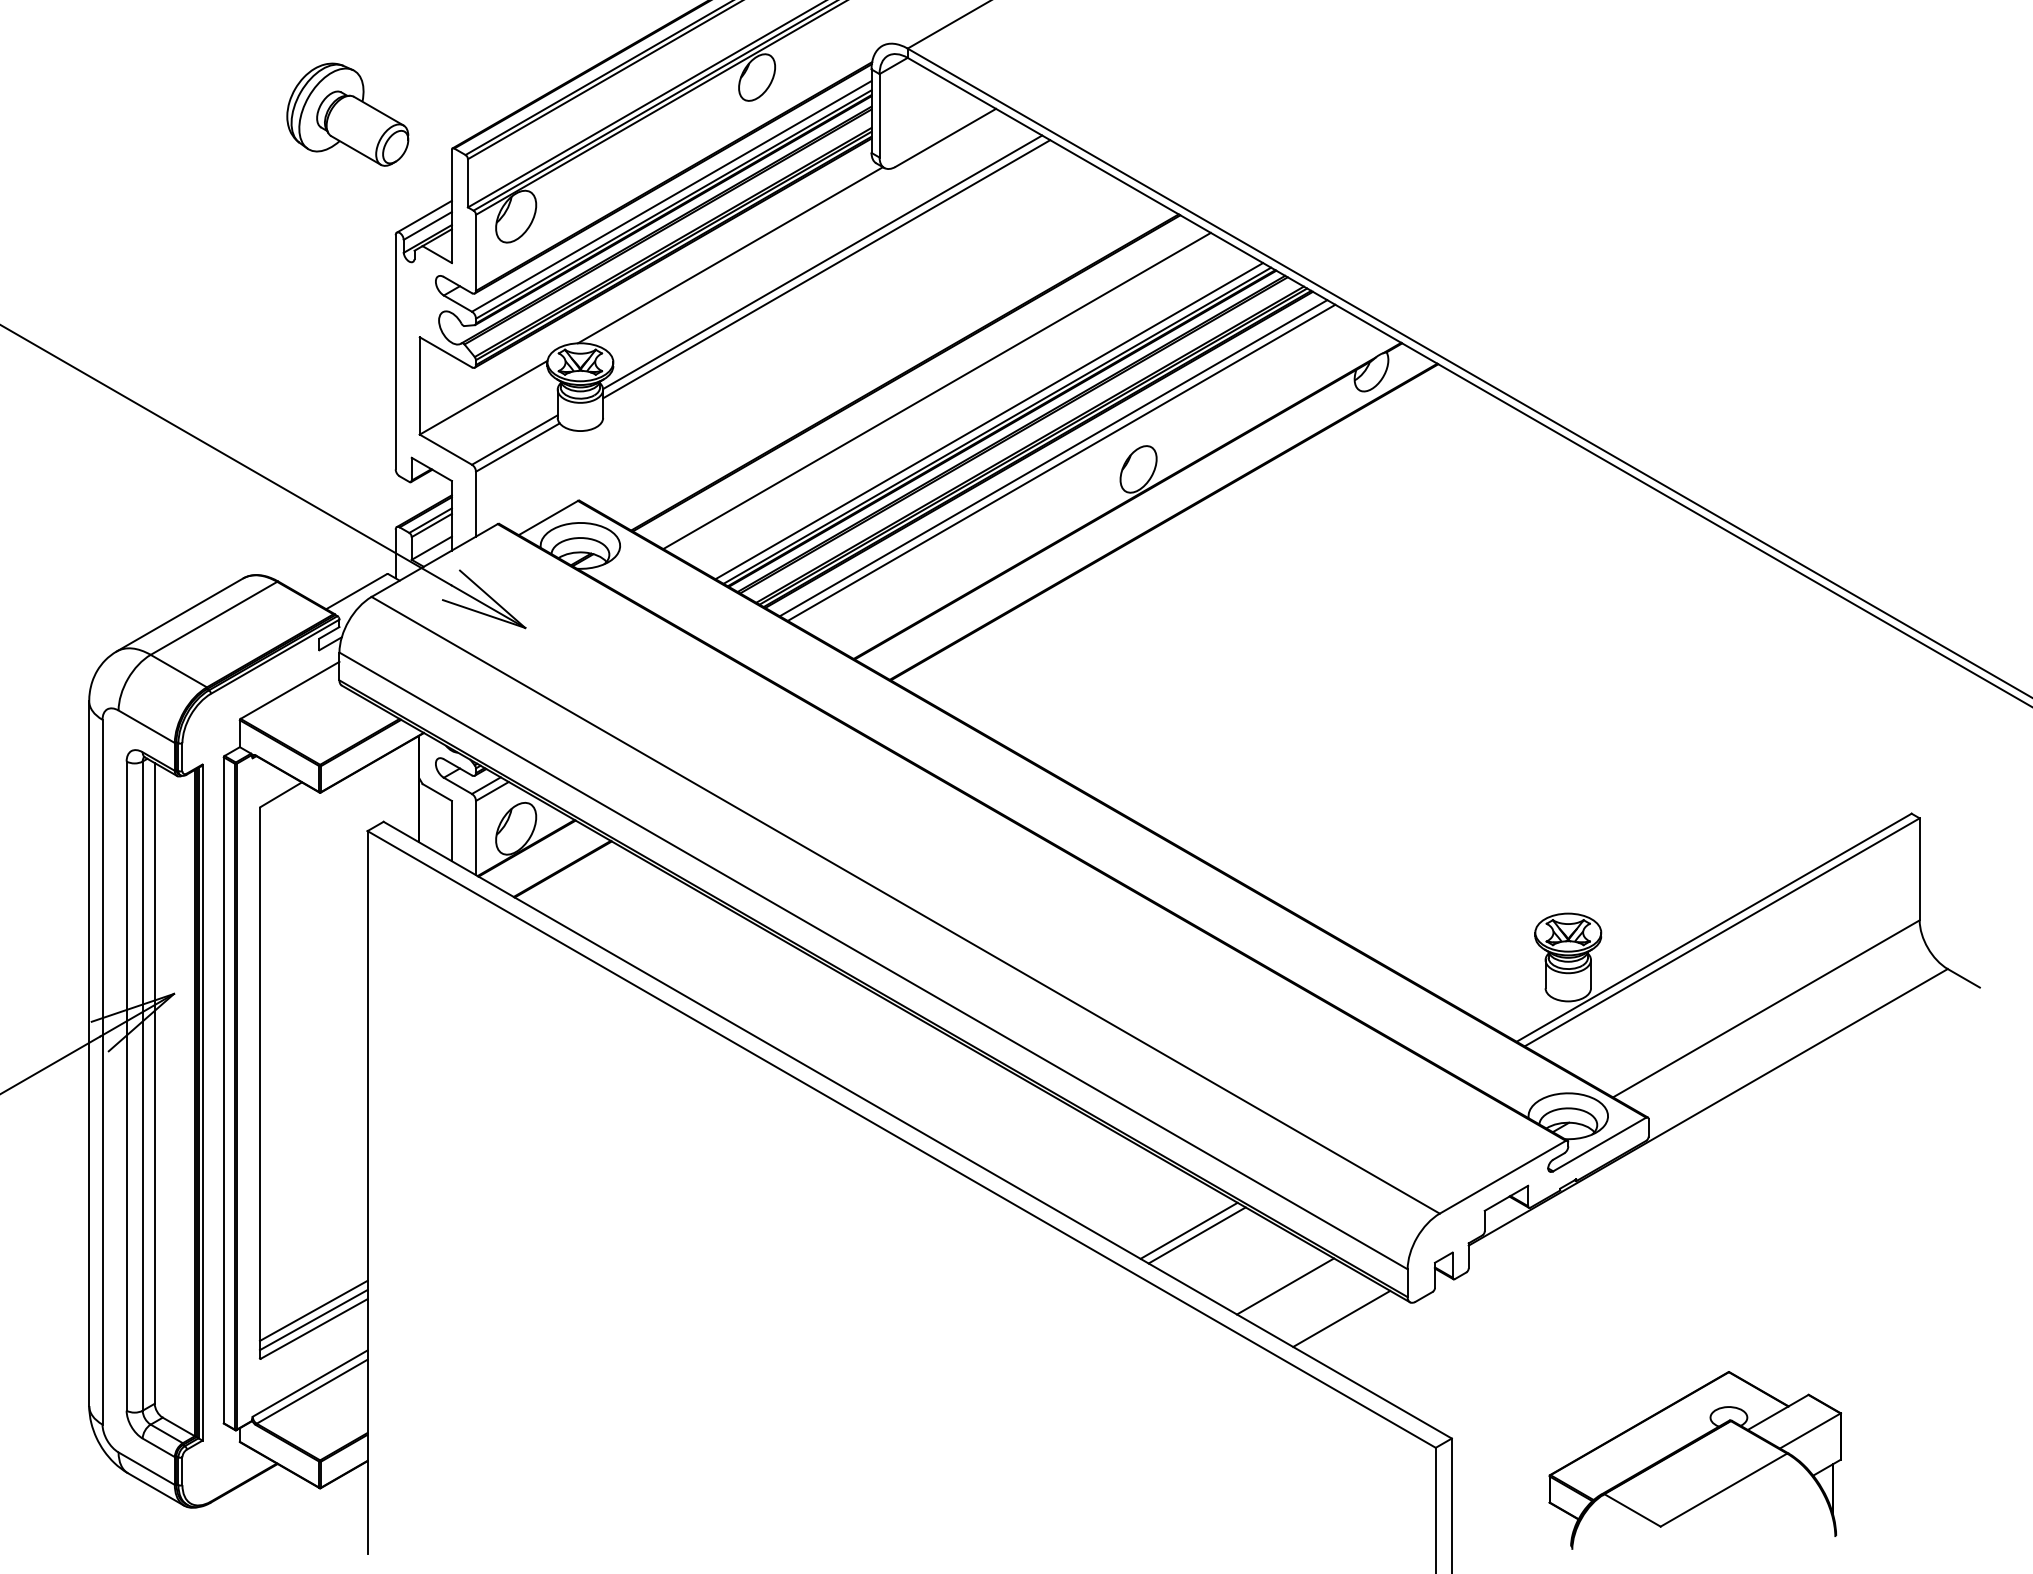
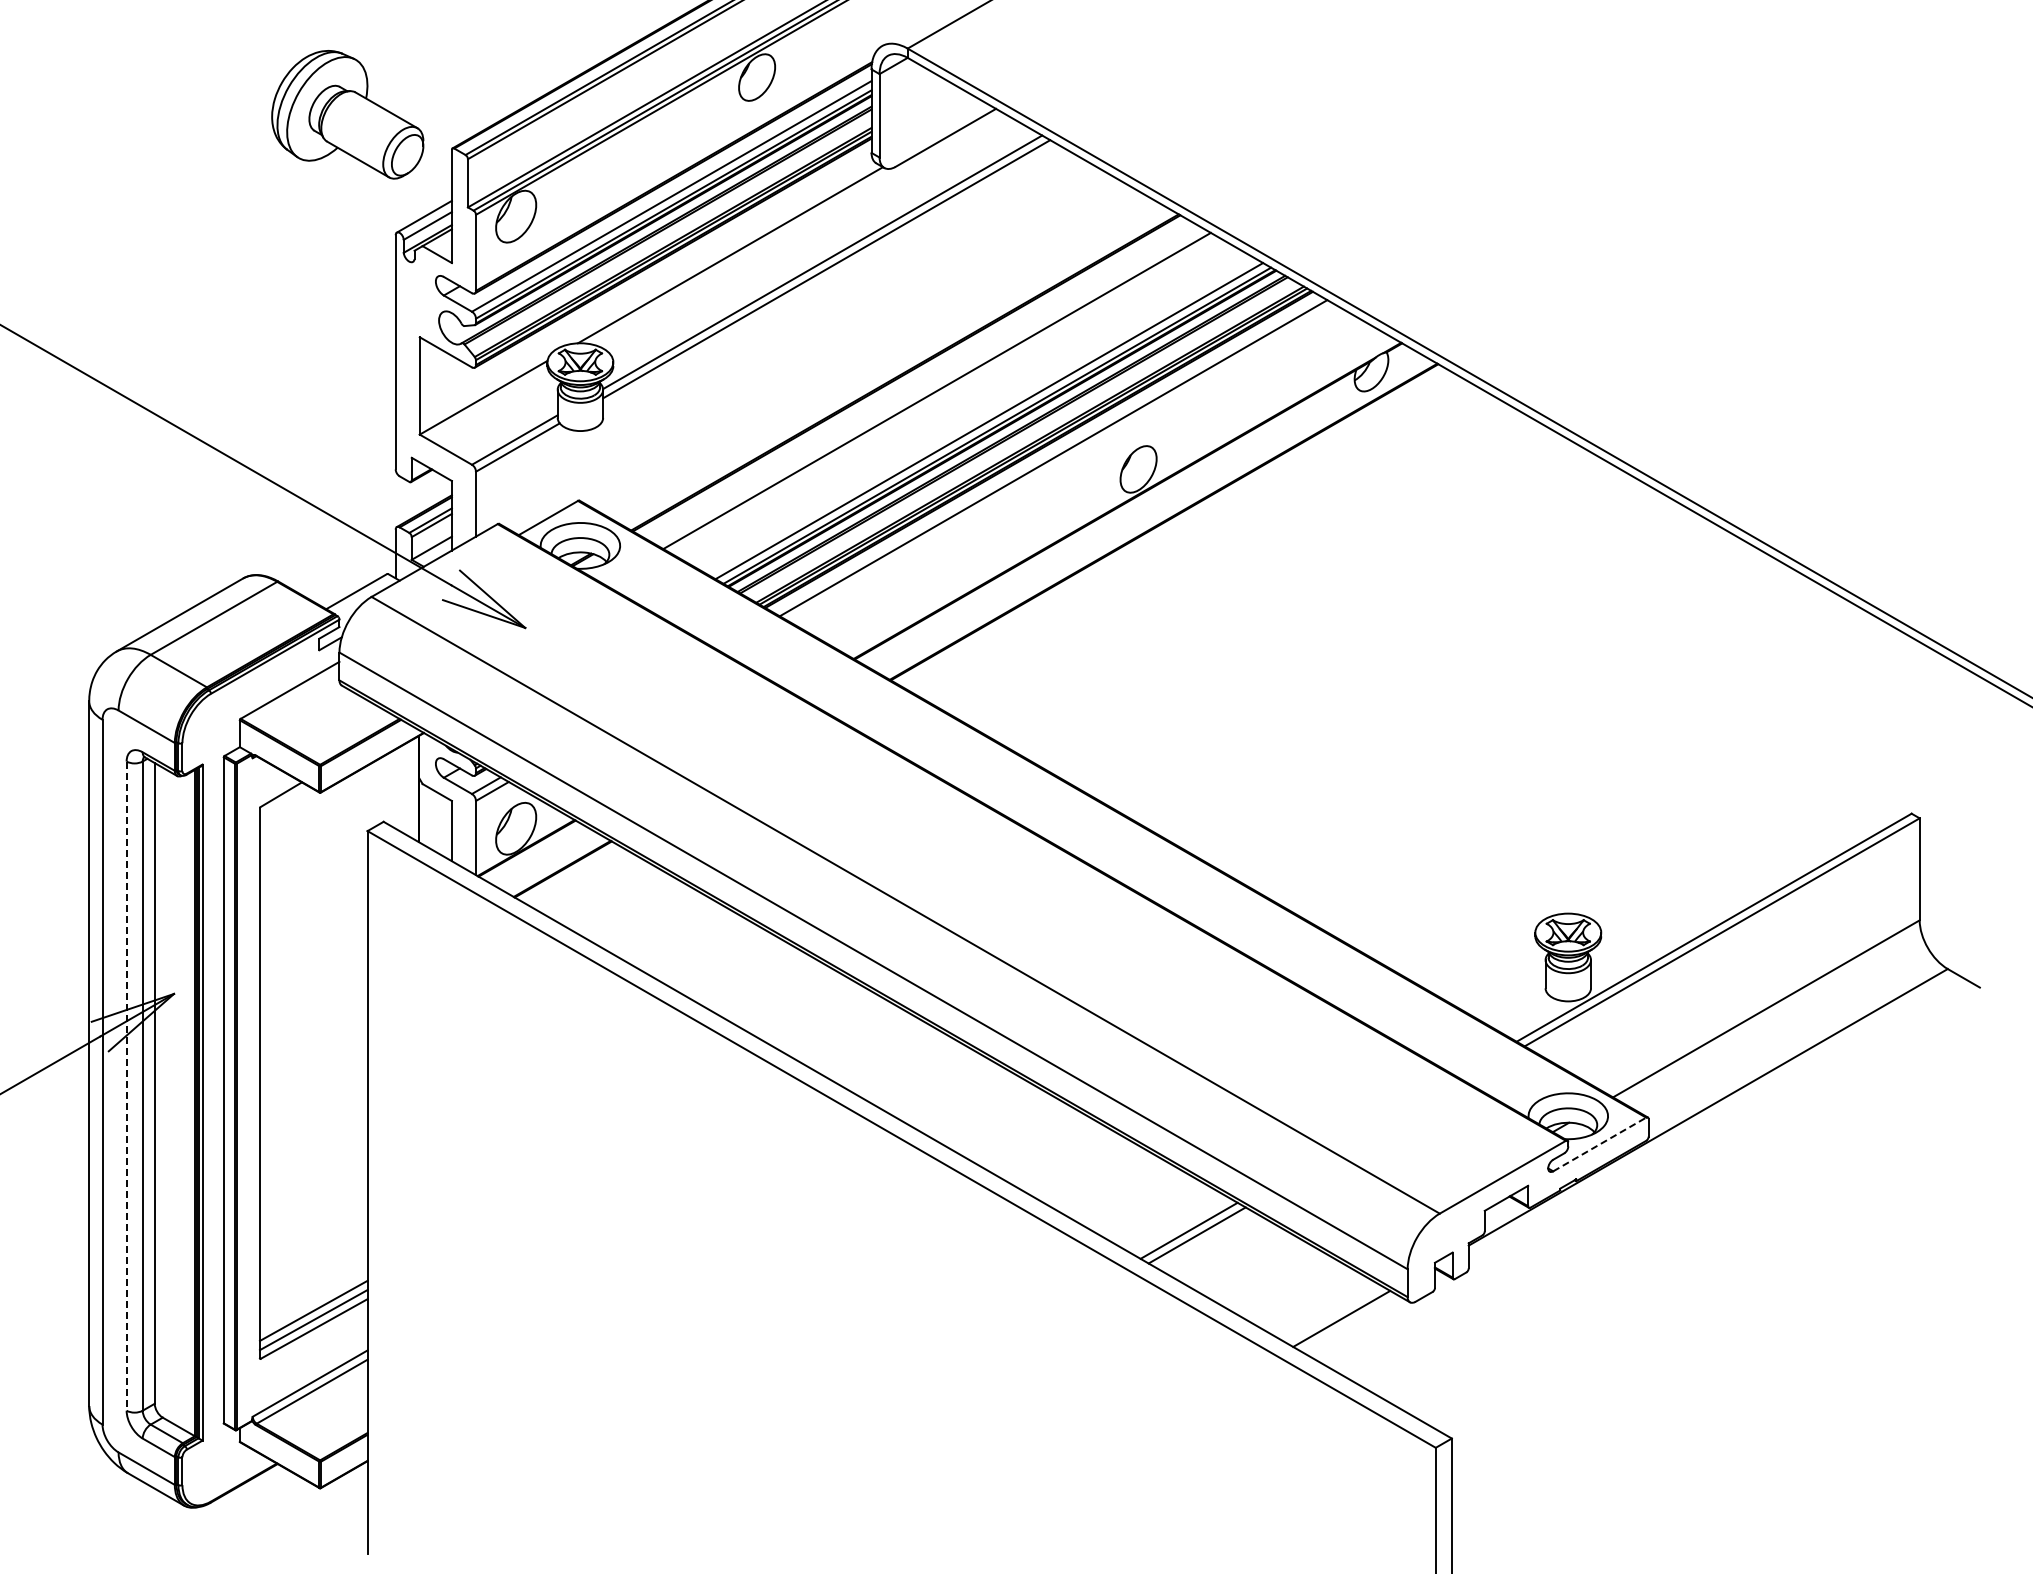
part size: 124x105 px -> 154x130 px (347, 114)
line: present -> none (1061, 462)
line: solid -> dashed (126, 1086)
line: solid -> dashed (1599, 1144)
line: present -> none (1285, 1286)
part: present -> none (1694, 1460)
